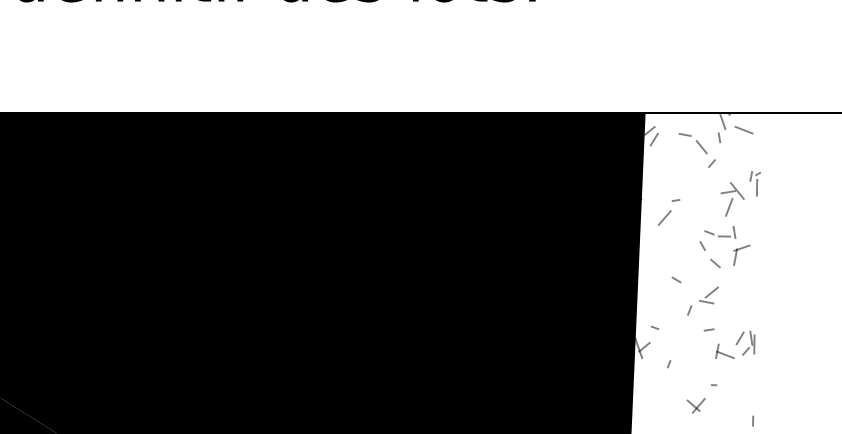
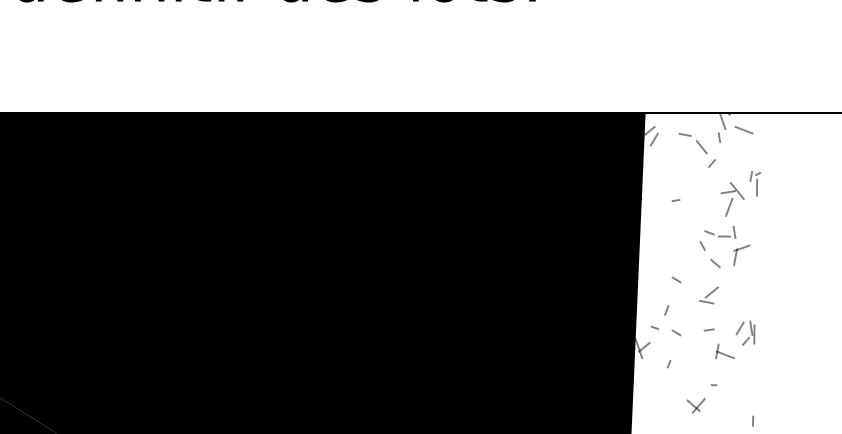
line: present -> none (664, 217)
line position: (689, 310) -> (666, 310) (666, 310)
line: none -> present (676, 332)
part position: (745, 342) -> (745, 332) (745, 332)
